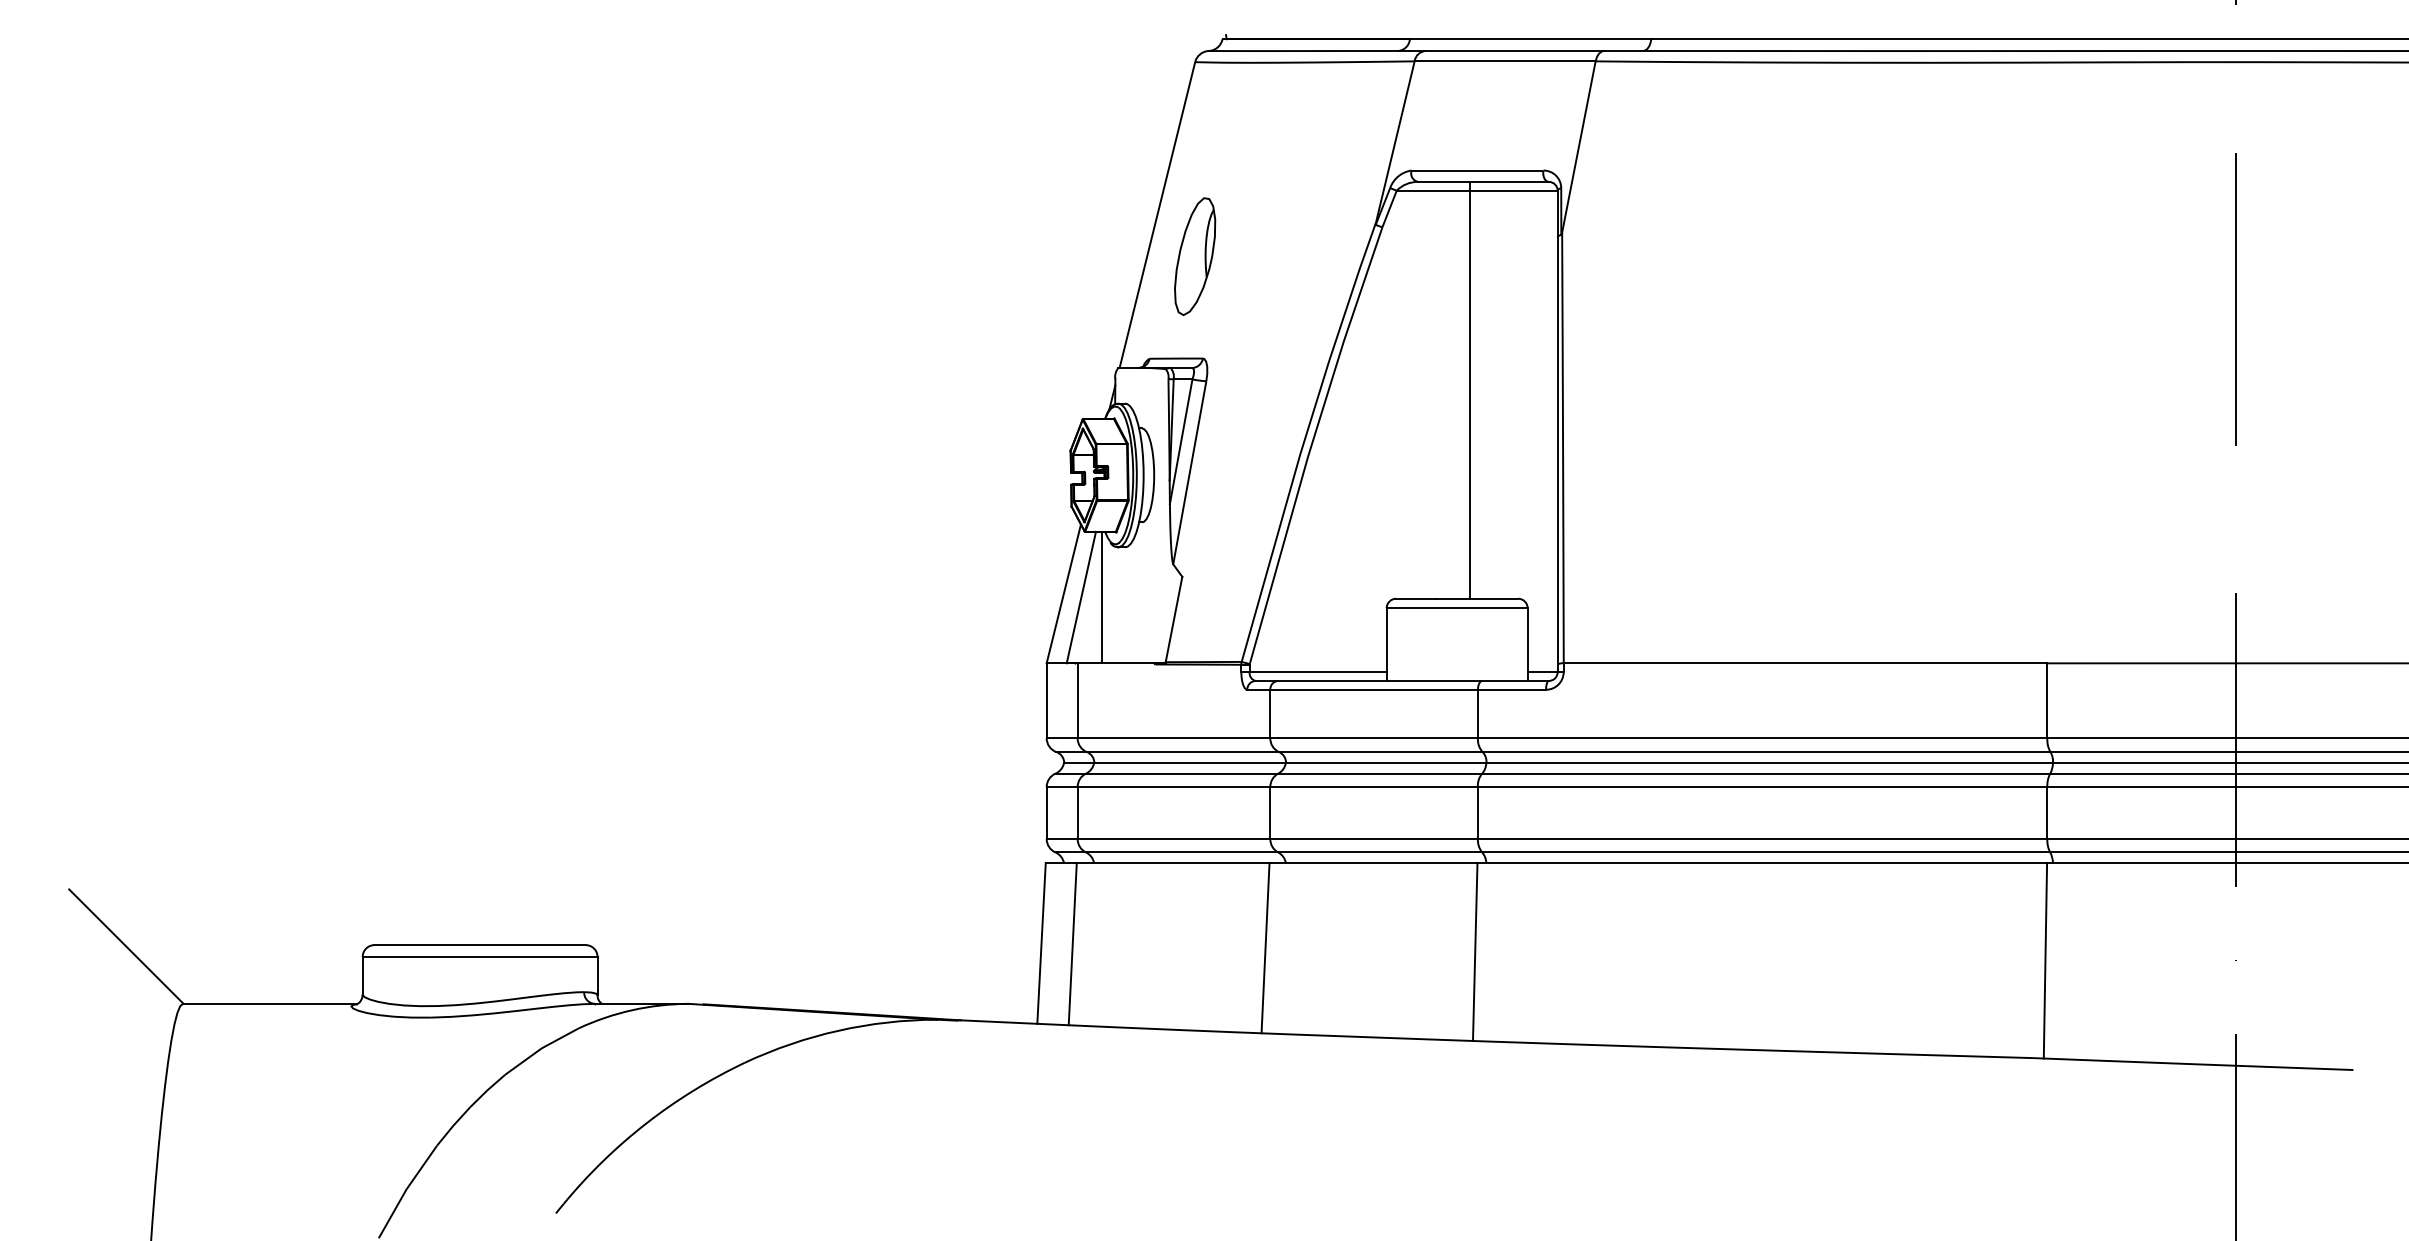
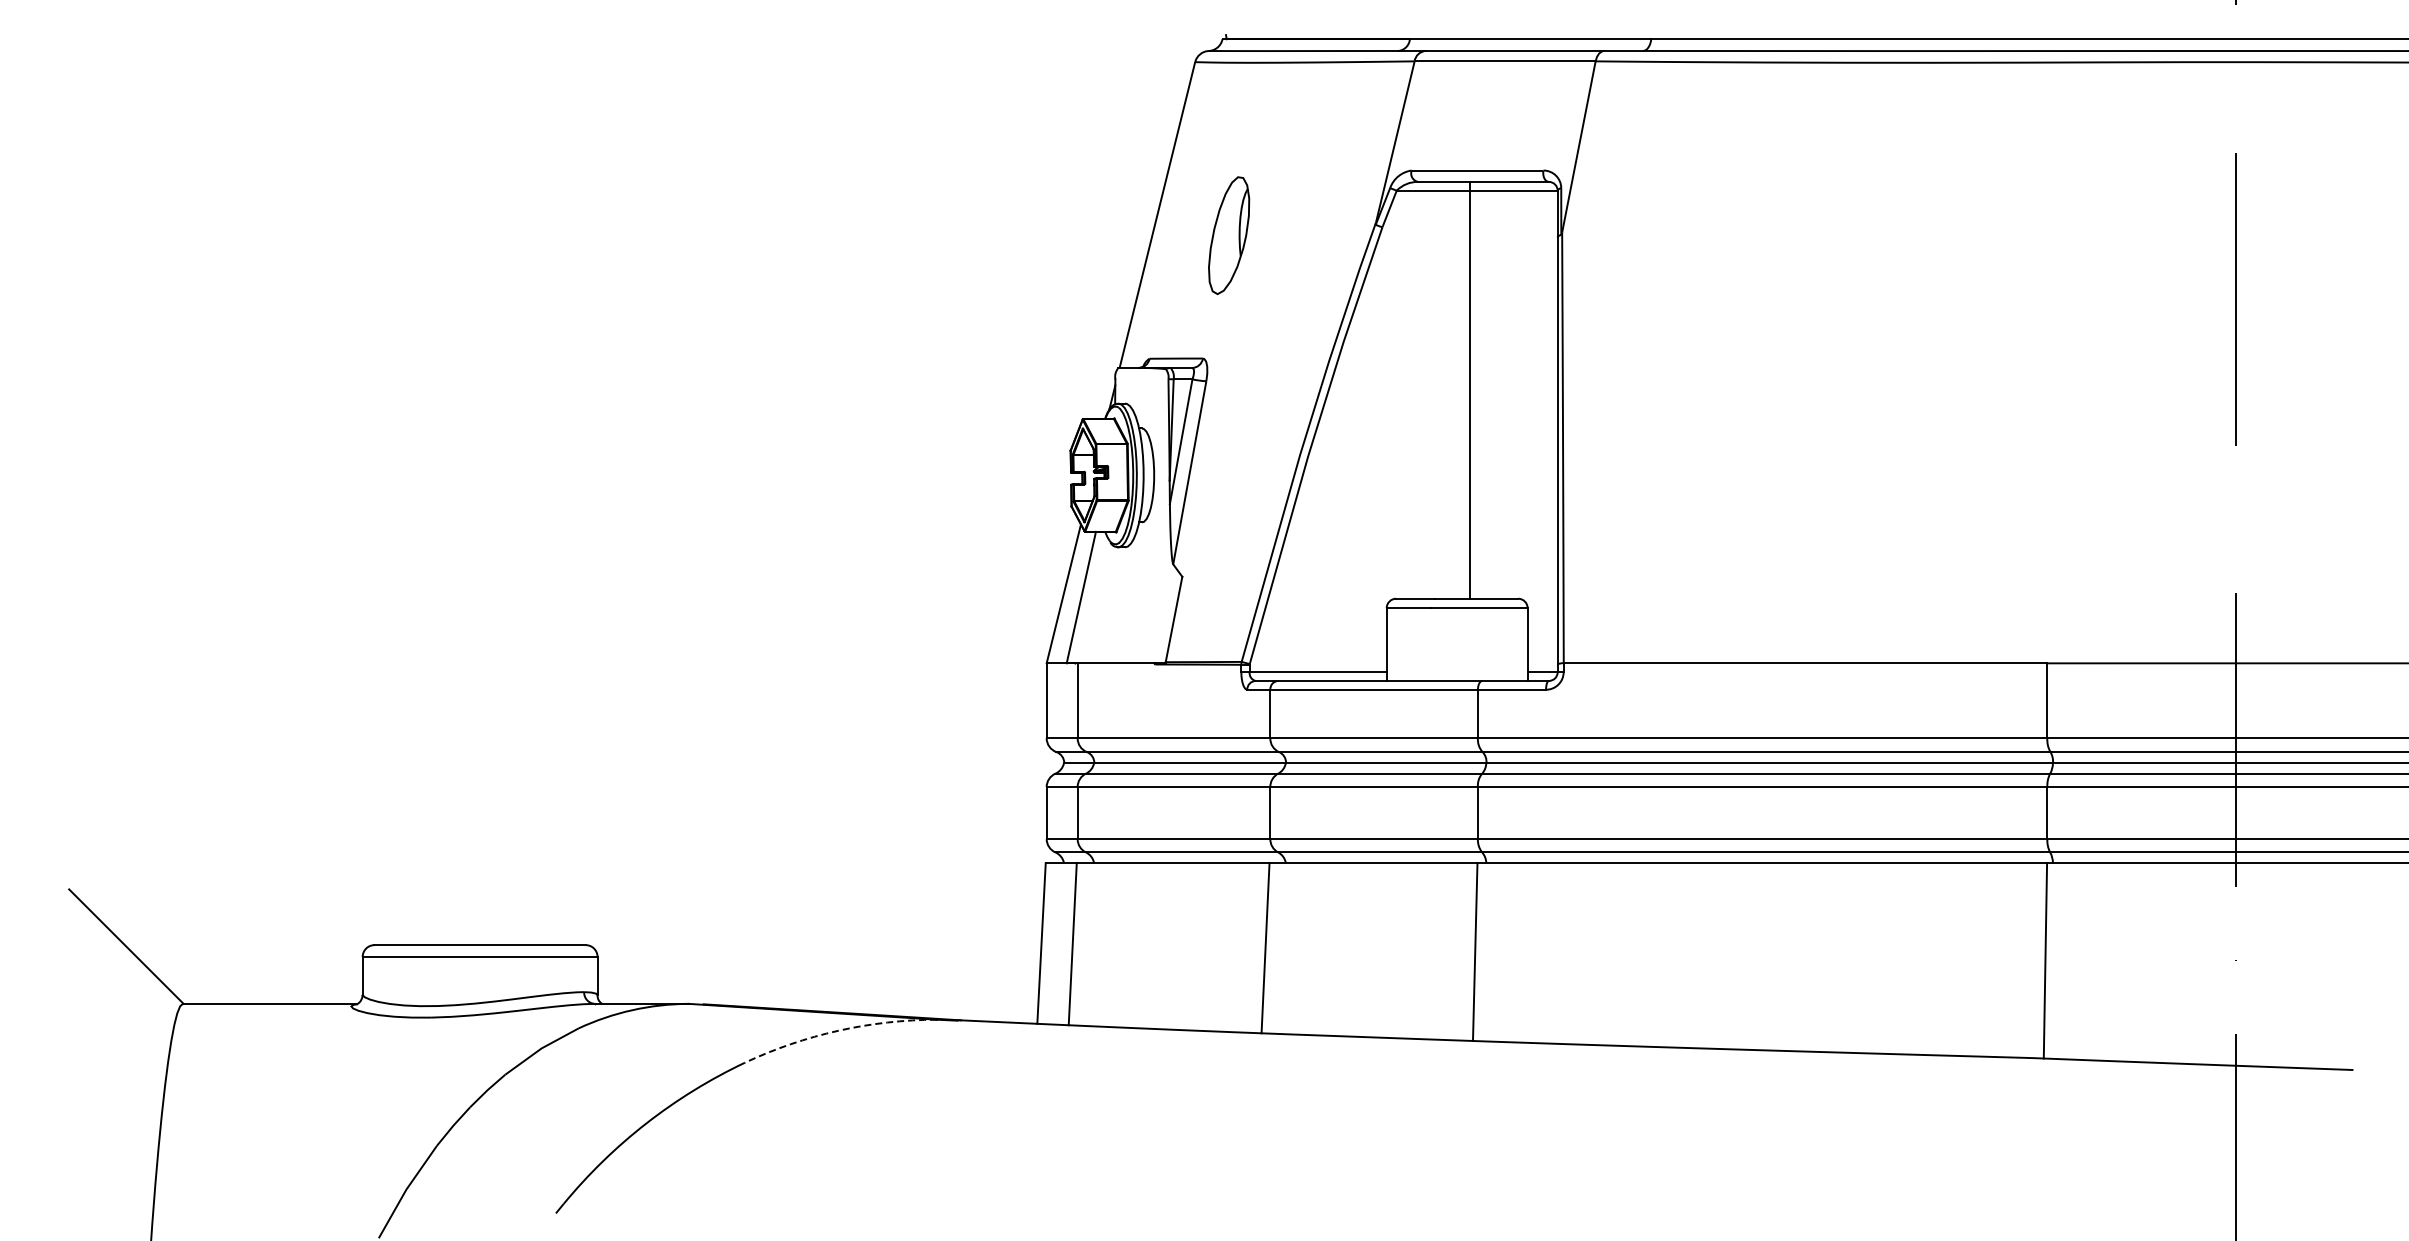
part position: (1195, 256) -> (1229, 235) (1229, 235)
line: present -> none (1101, 597)
arc: solid -> dashed (838, 1030)
